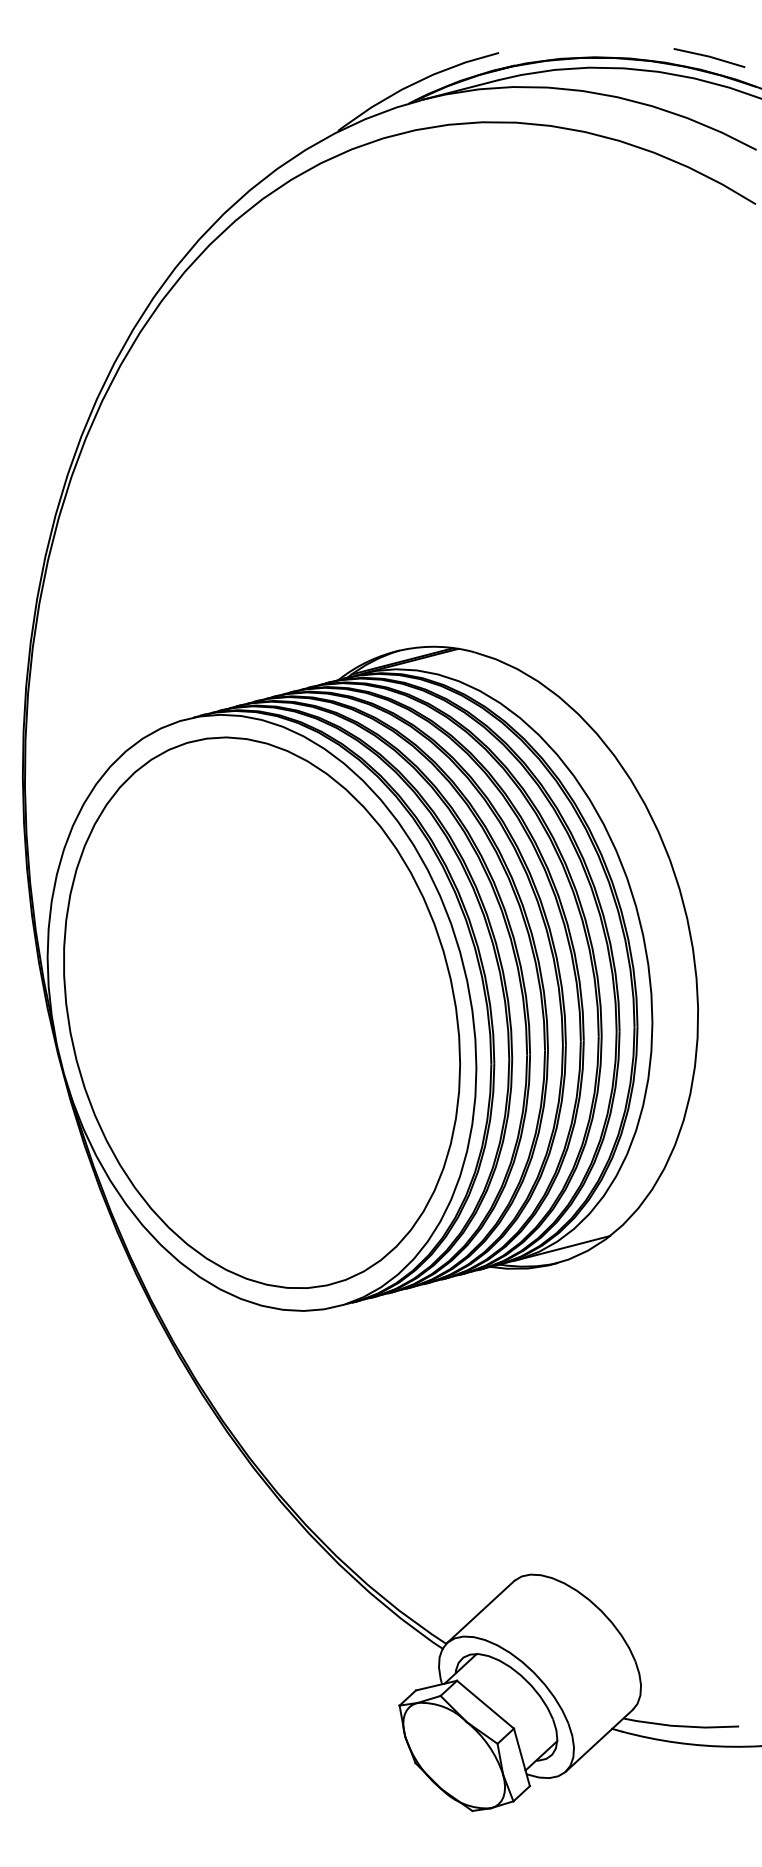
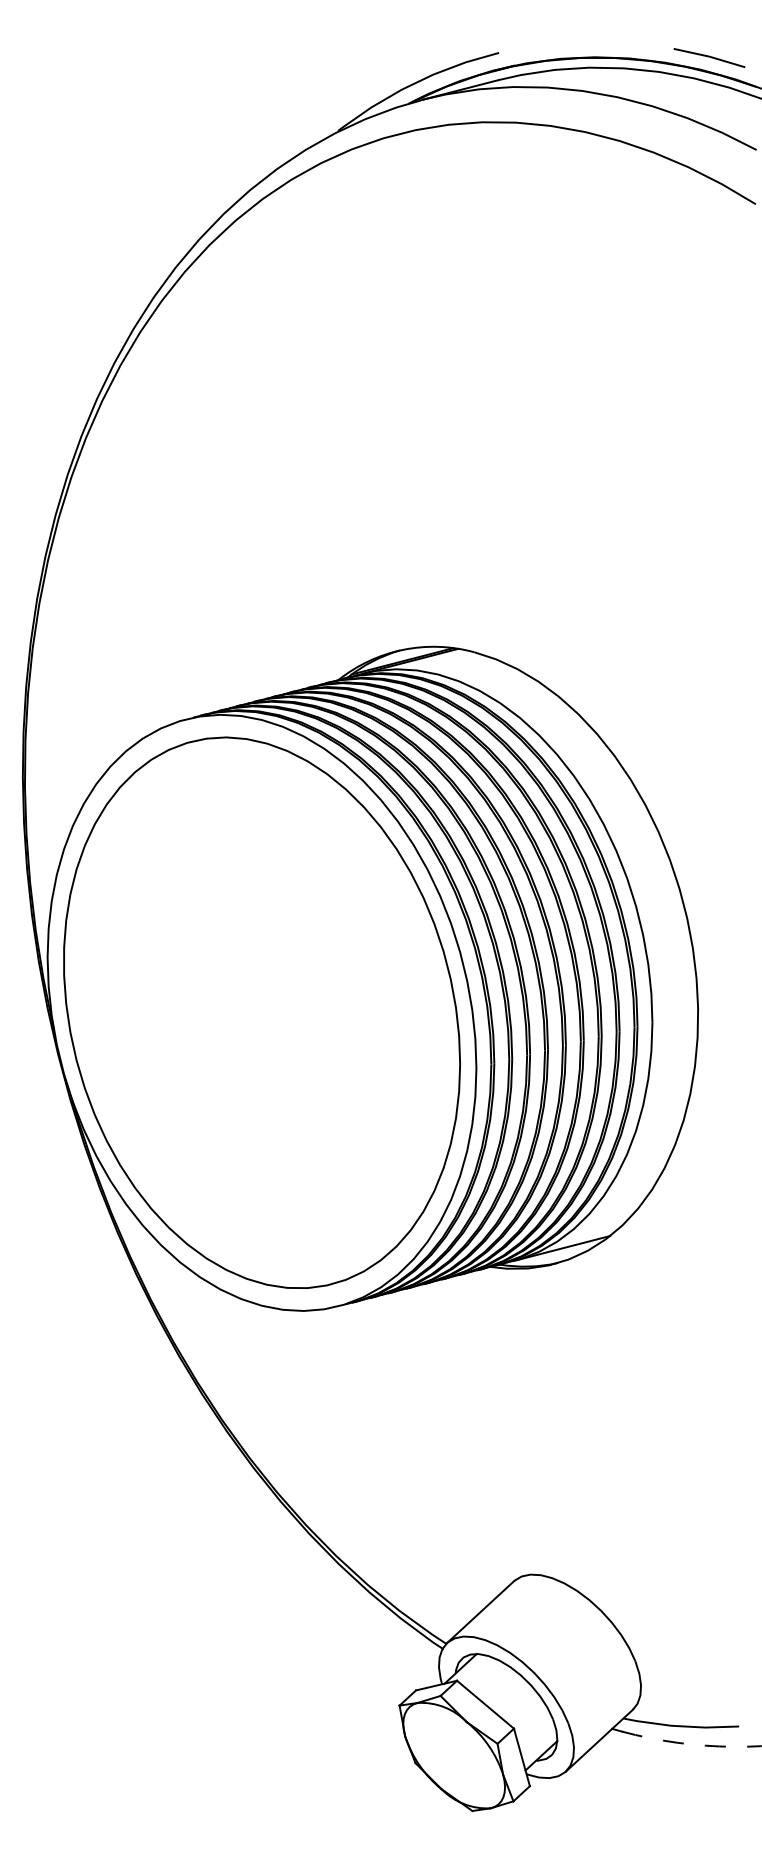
arc: solid -> dashed (691, 1744)
